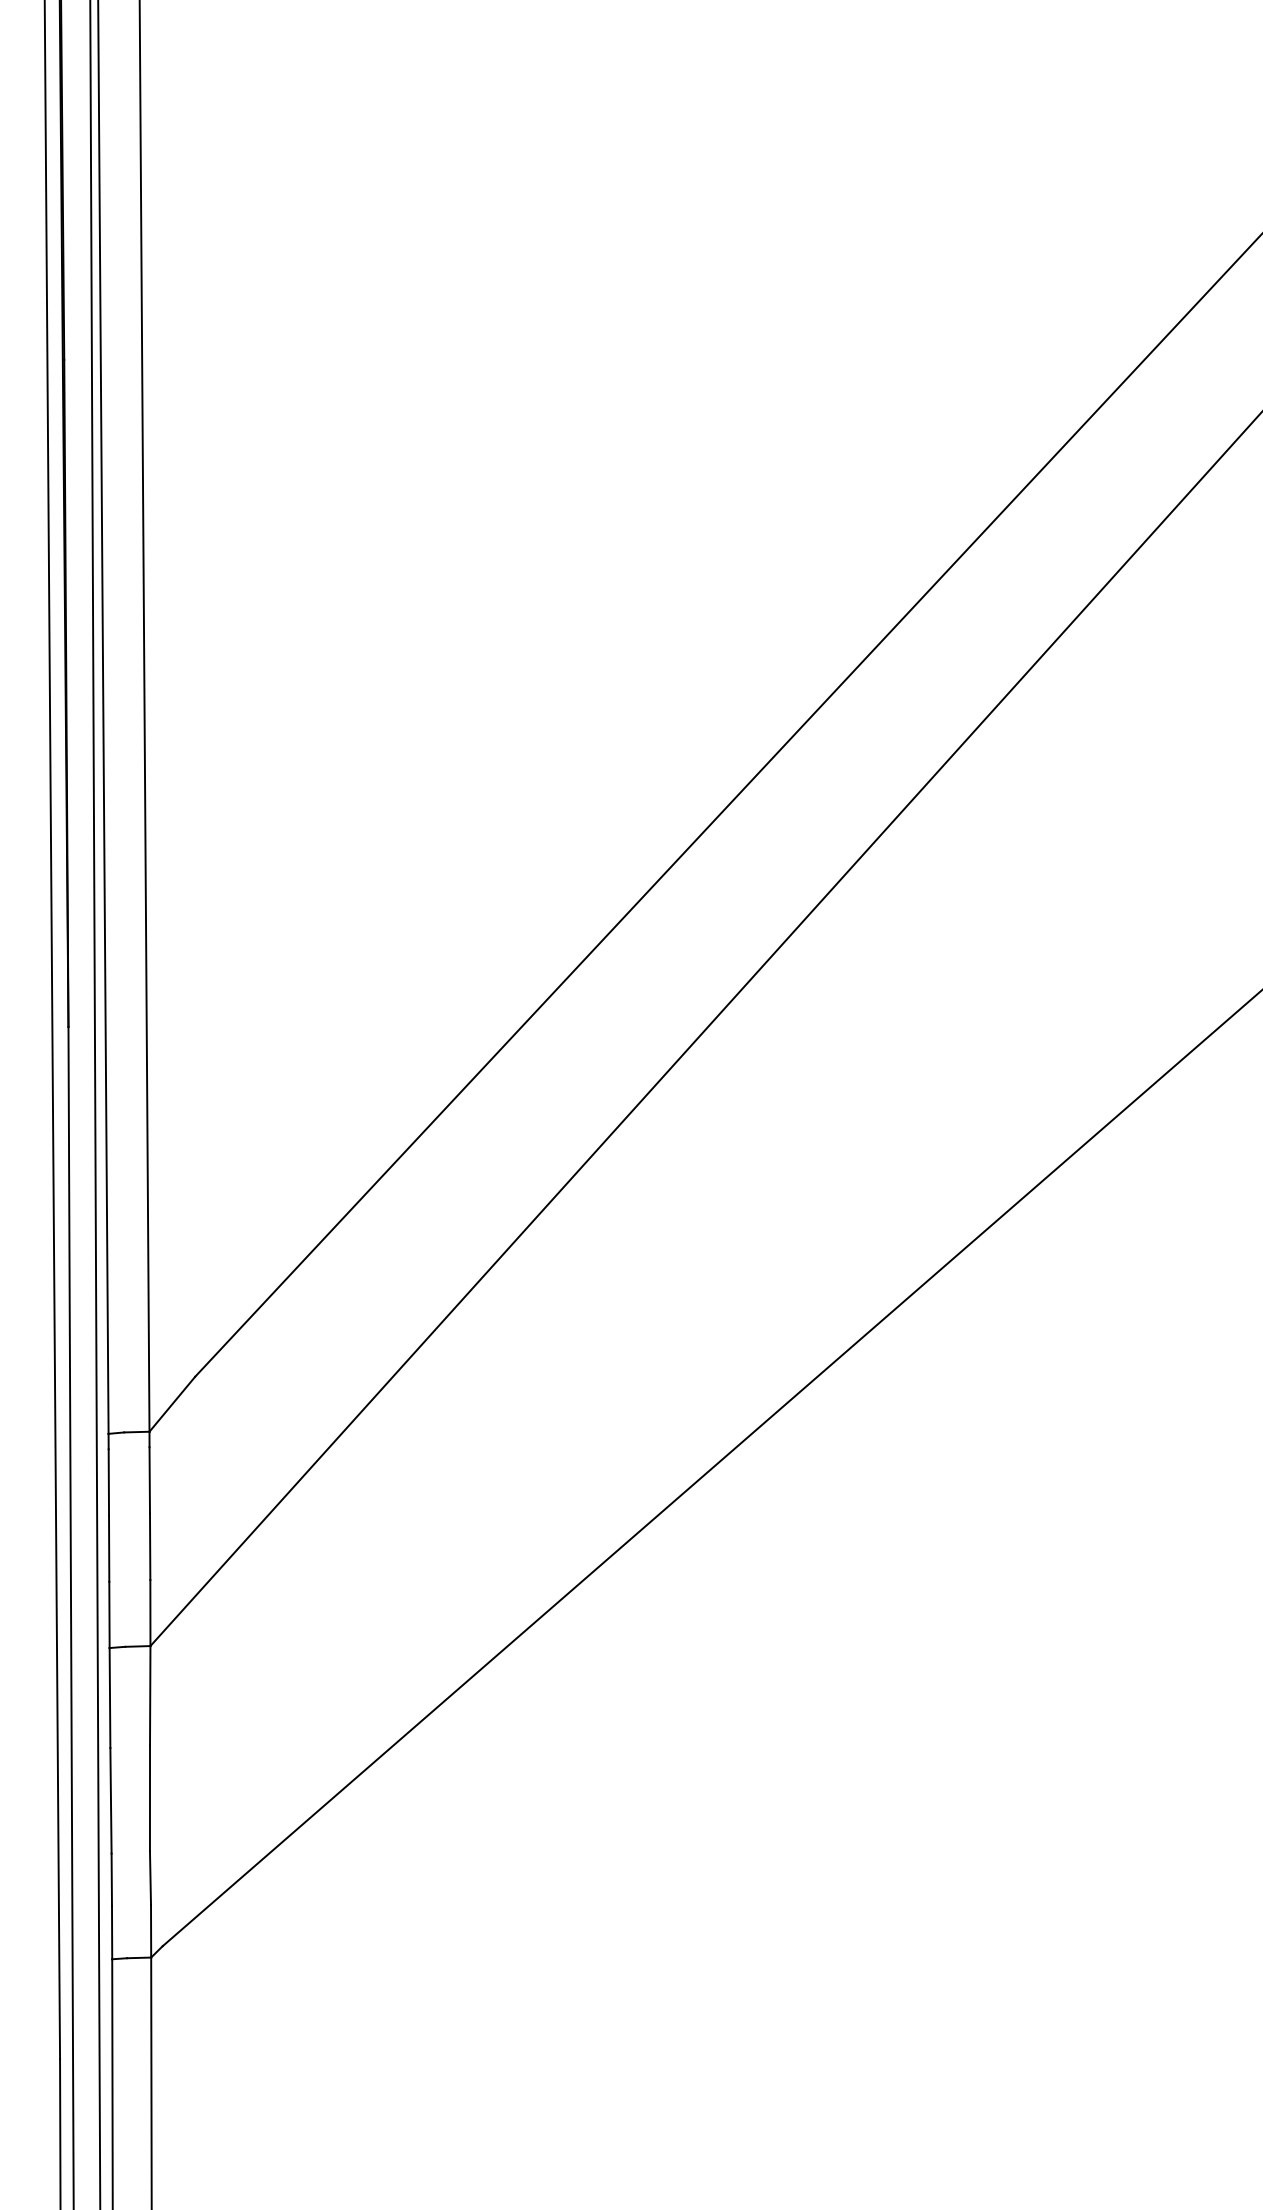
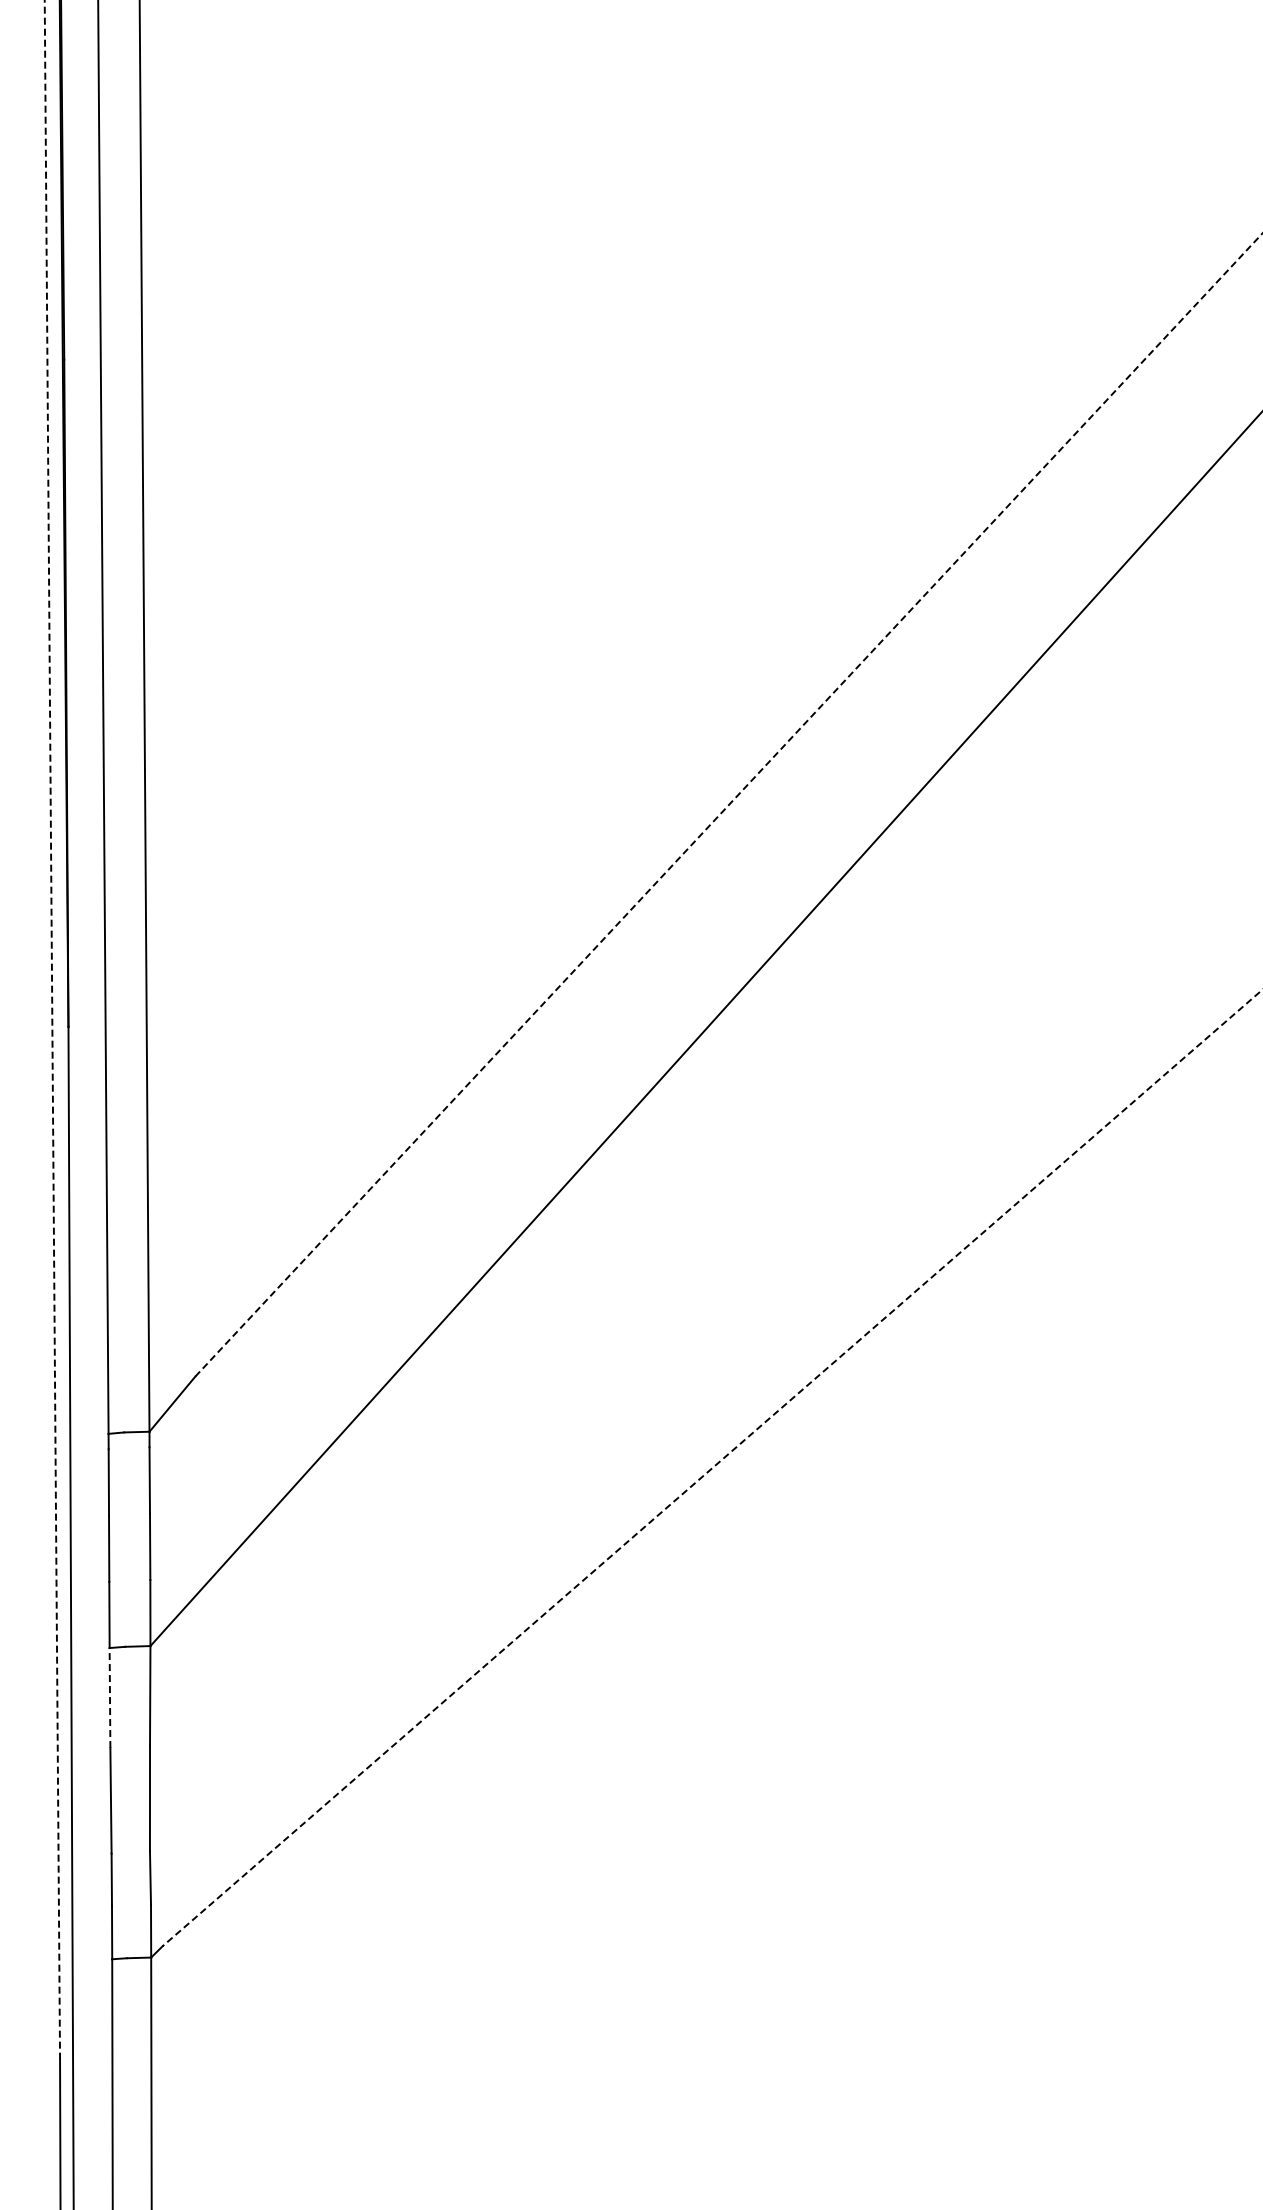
line: solid -> dashed (728, 805)
line: solid -> dashed (52, 1030)
line: present -> none (95, 1104)
line: solid -> dashed (712, 1468)
line: solid -> dashed (110, 1697)
